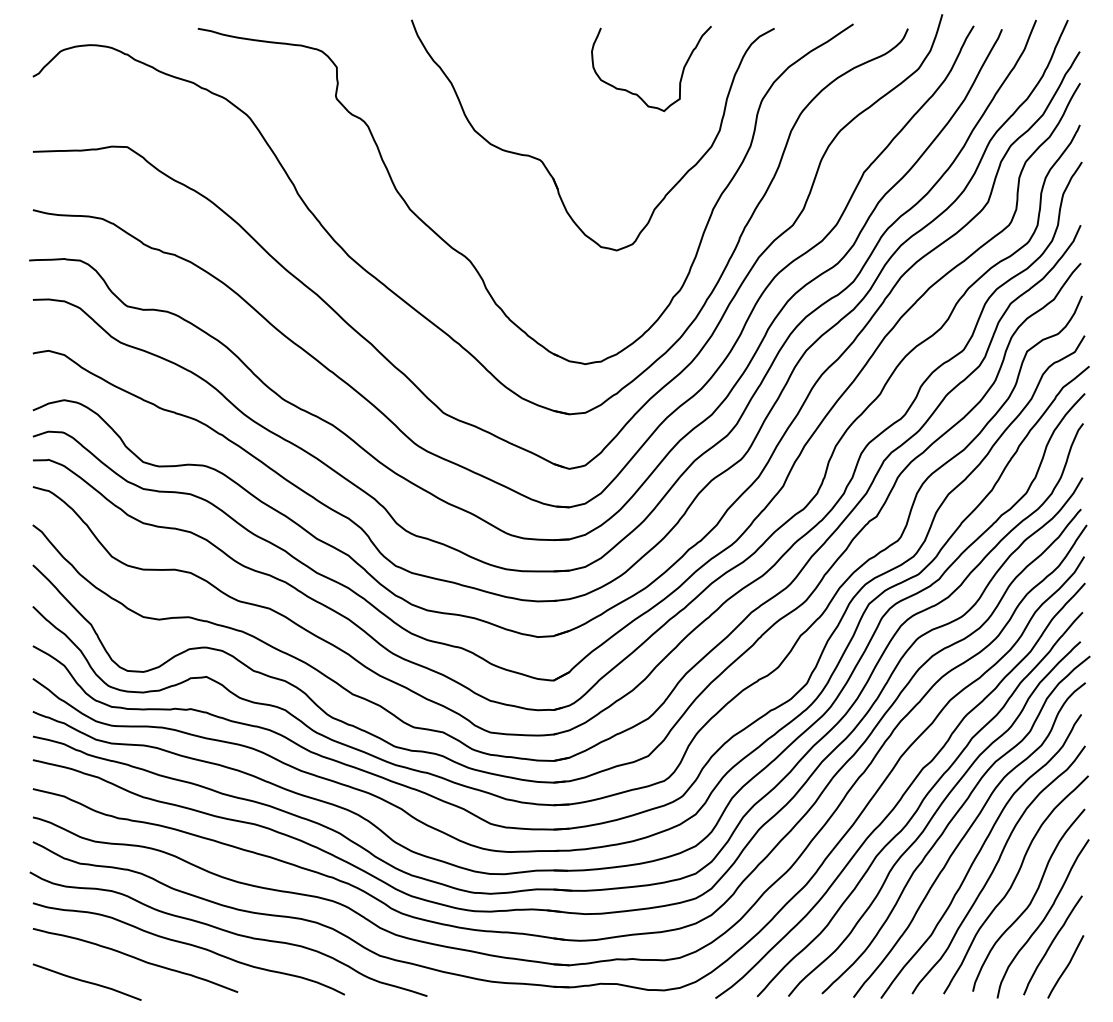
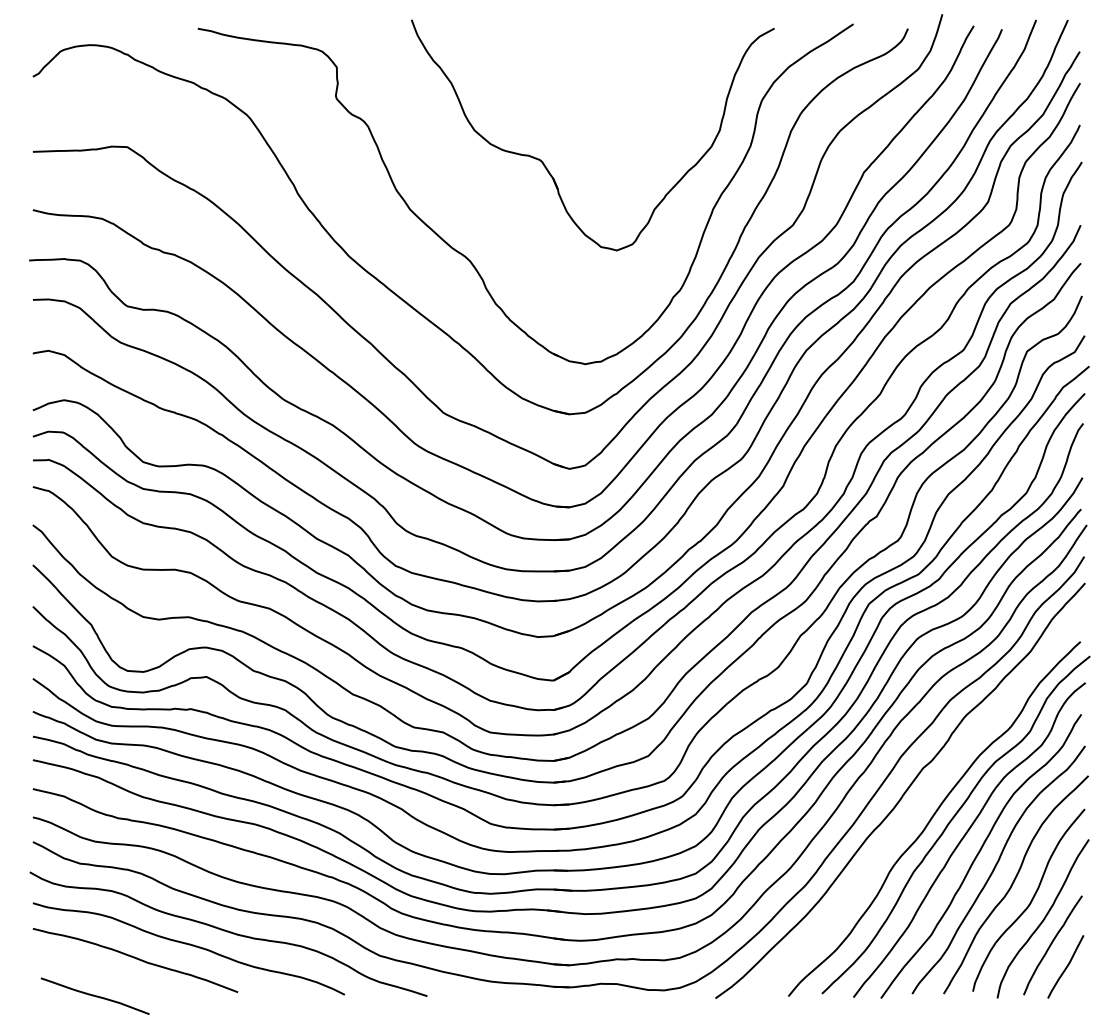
curve: present -> none (638, 94)
curve: present -> none (919, 804)
curve position: (86, 981) -> (94, 995) (94, 995)
